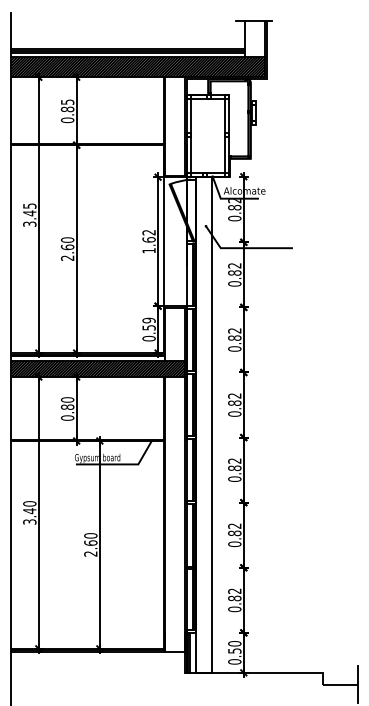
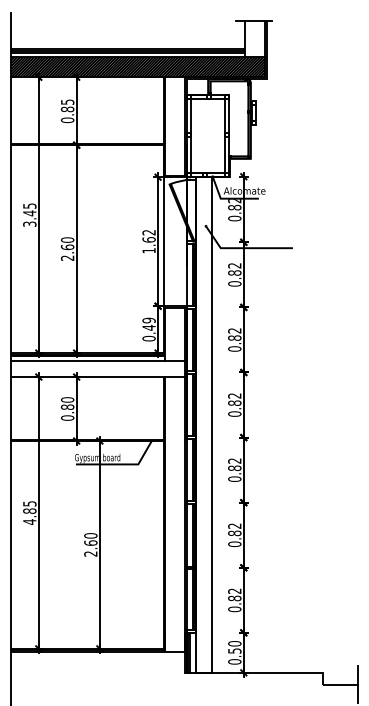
text: 0.59 -> 0.49 (148, 327)
hatch: present -> none (98, 369)
text: 3.40 -> 4.85 (29, 512)
